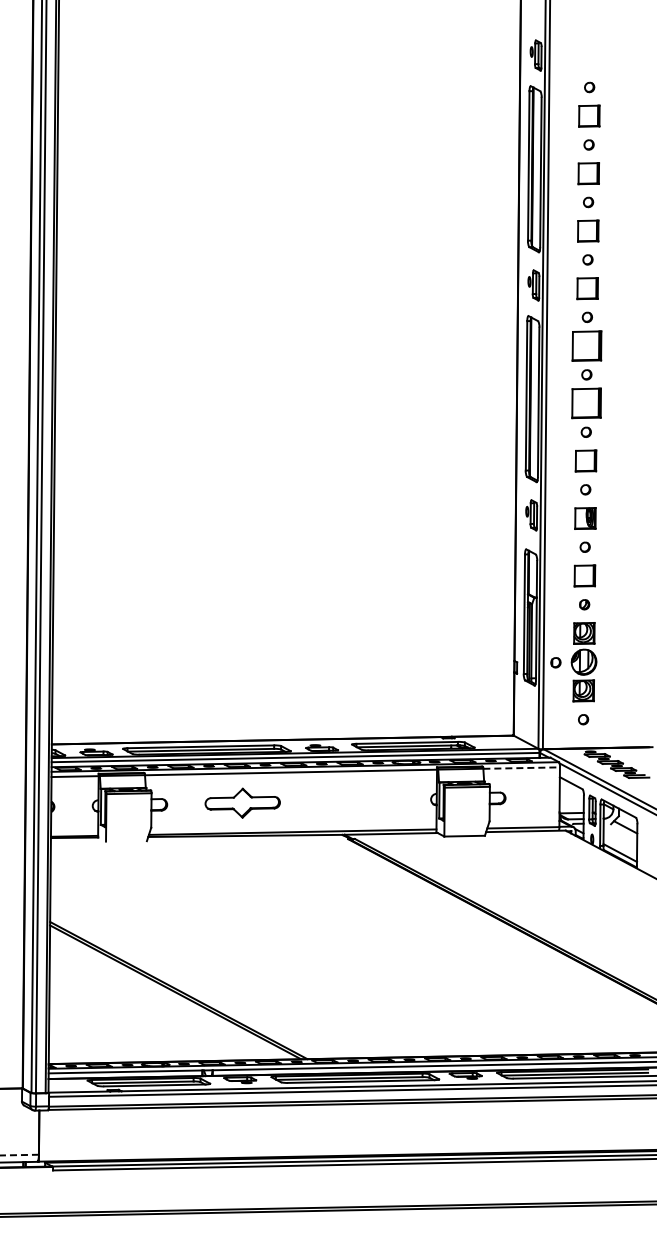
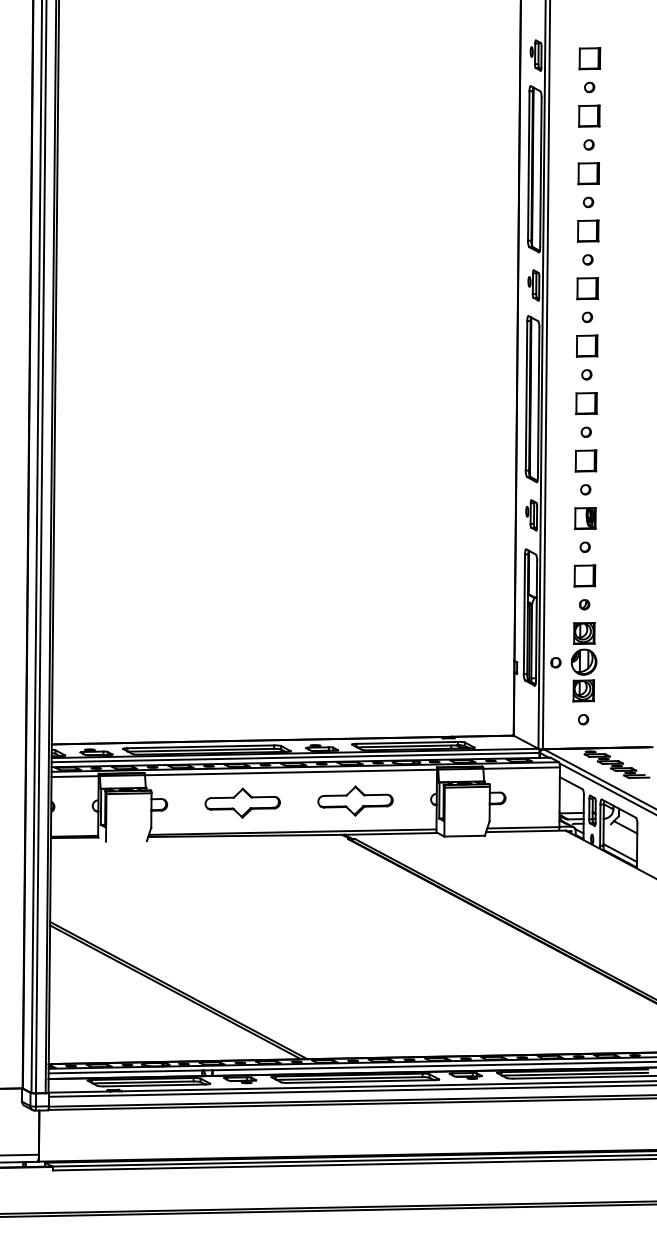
part: none -> present (589, 58)
part size: 32x32 px -> 23x24 px (587, 345)
part size: 31x33 px -> 23x24 px (586, 403)
line: dashed -> solid (522, 768)
part: none -> present (355, 800)
line: dashed -> solid (19, 1155)
